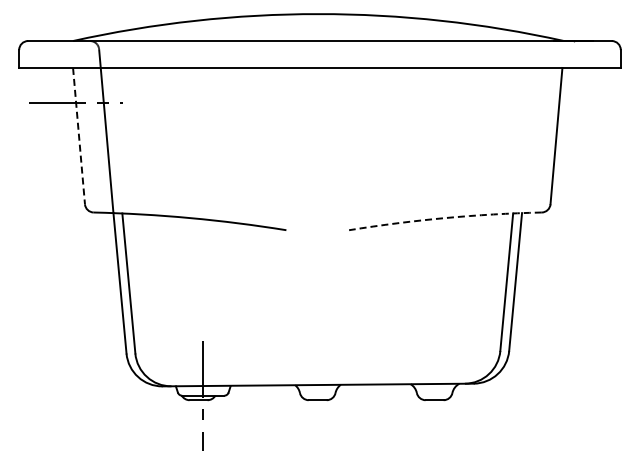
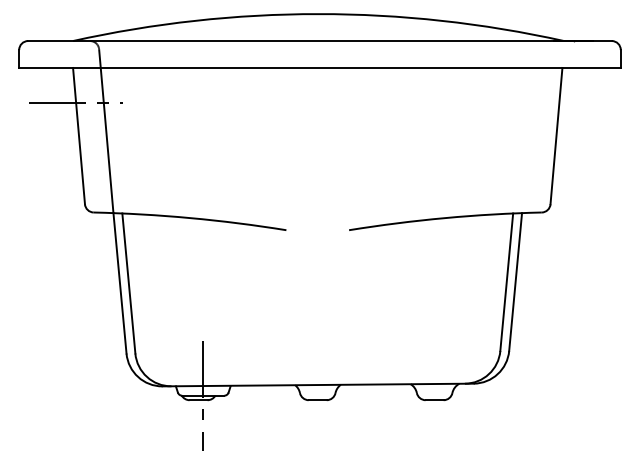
line: dashed -> solid (79, 136)
arc: dashed -> solid (445, 218)
